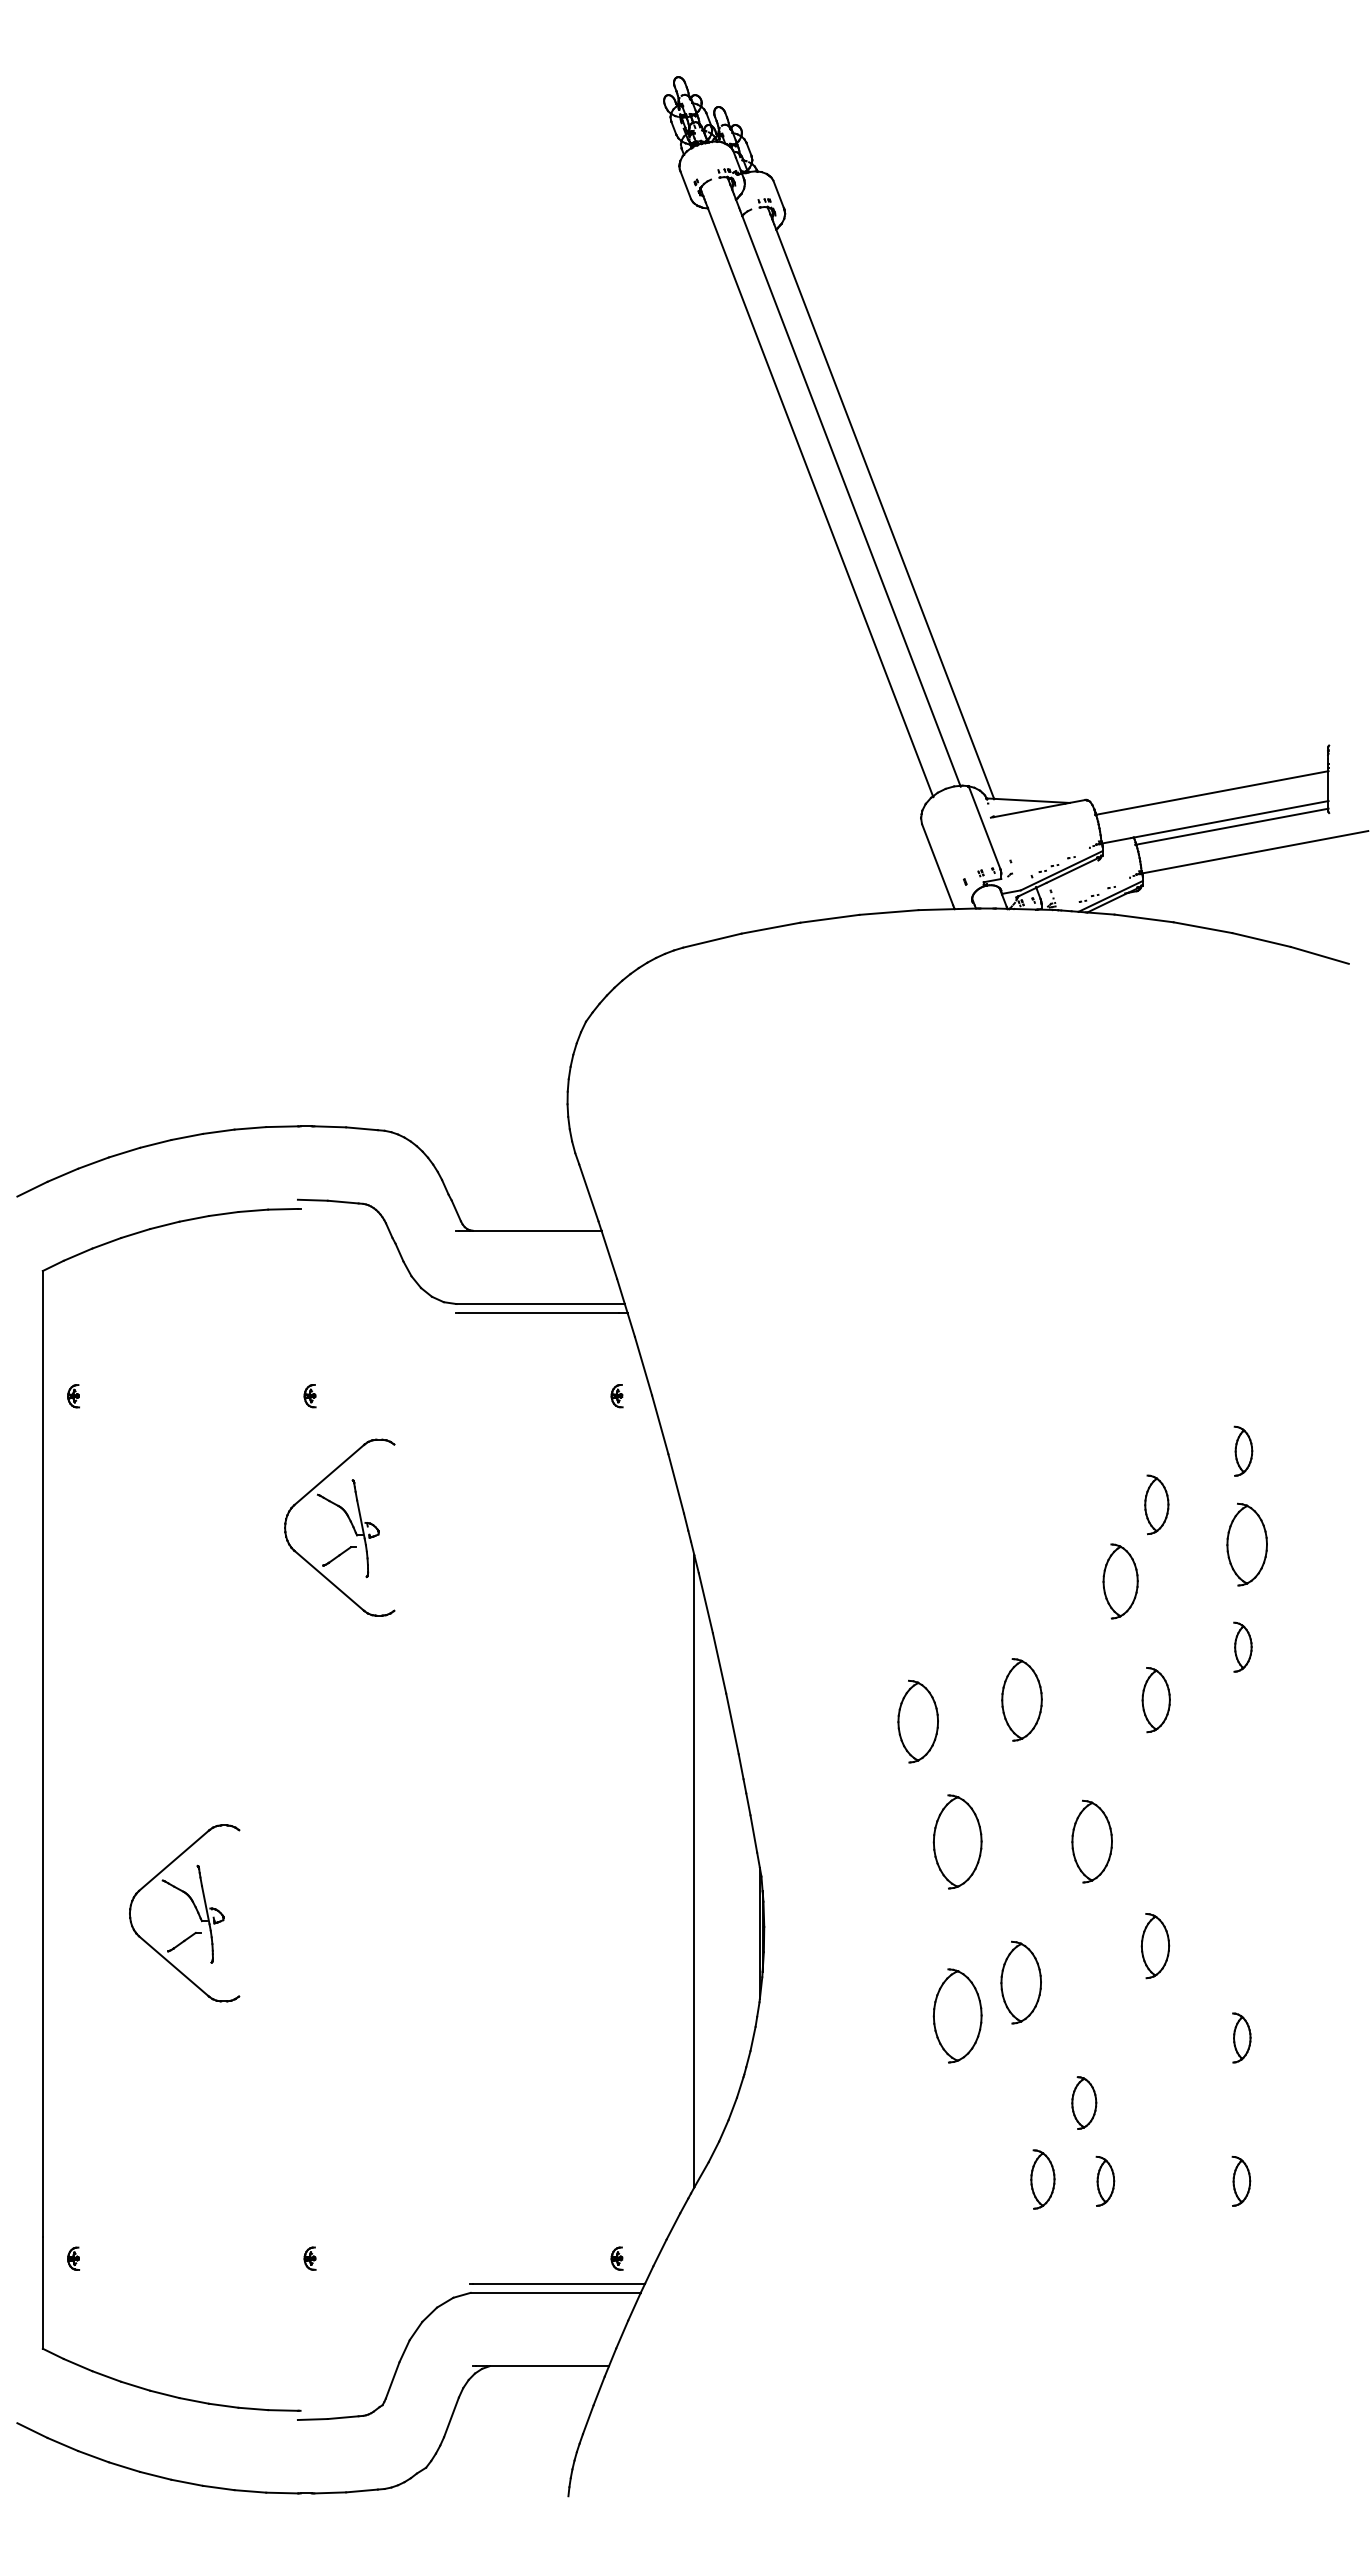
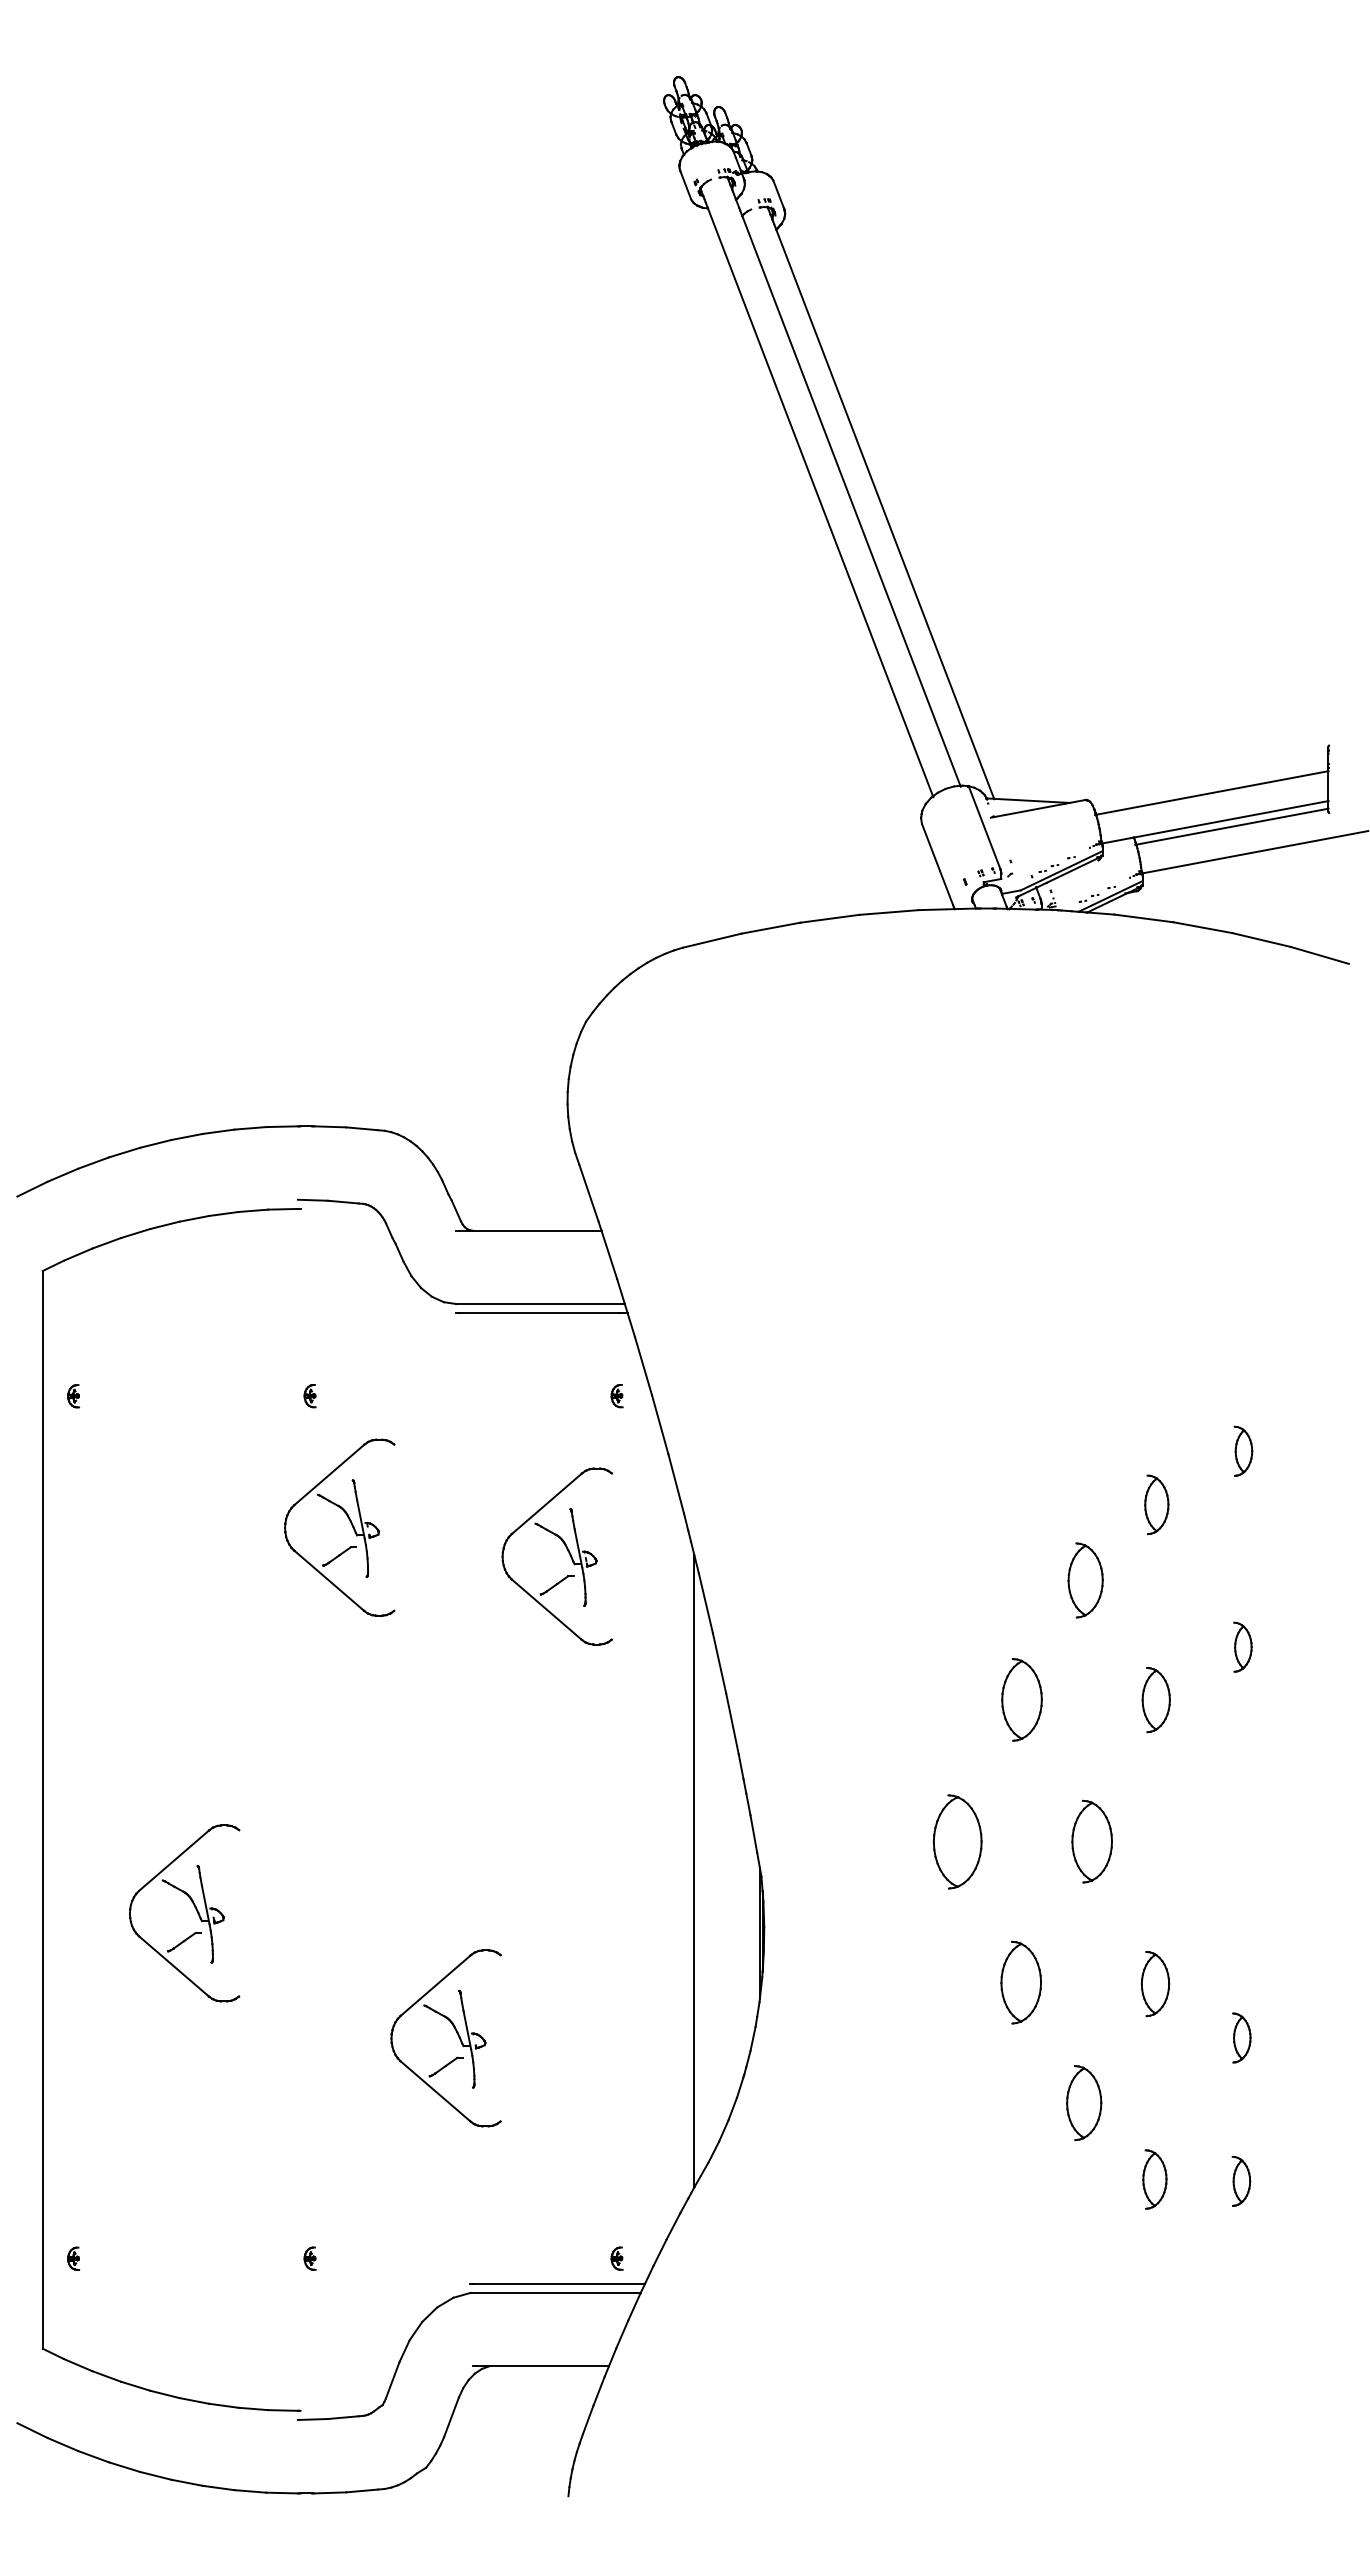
part: present -> none (1246, 1544)
part: none -> present (567, 1551)
part position: (1120, 1581) -> (1085, 1580) (1085, 1580)
part: present -> none (917, 1721)
part position: (1155, 1946) -> (1155, 1984) (1155, 1984)
part: present -> none (957, 2015)
part: none -> present (456, 2033)
part size: 27x54 px -> 37x76 px (1084, 2102)
part position: (1042, 2179) -> (1154, 2179) (1154, 2179)
part: present -> none (1105, 2181)
